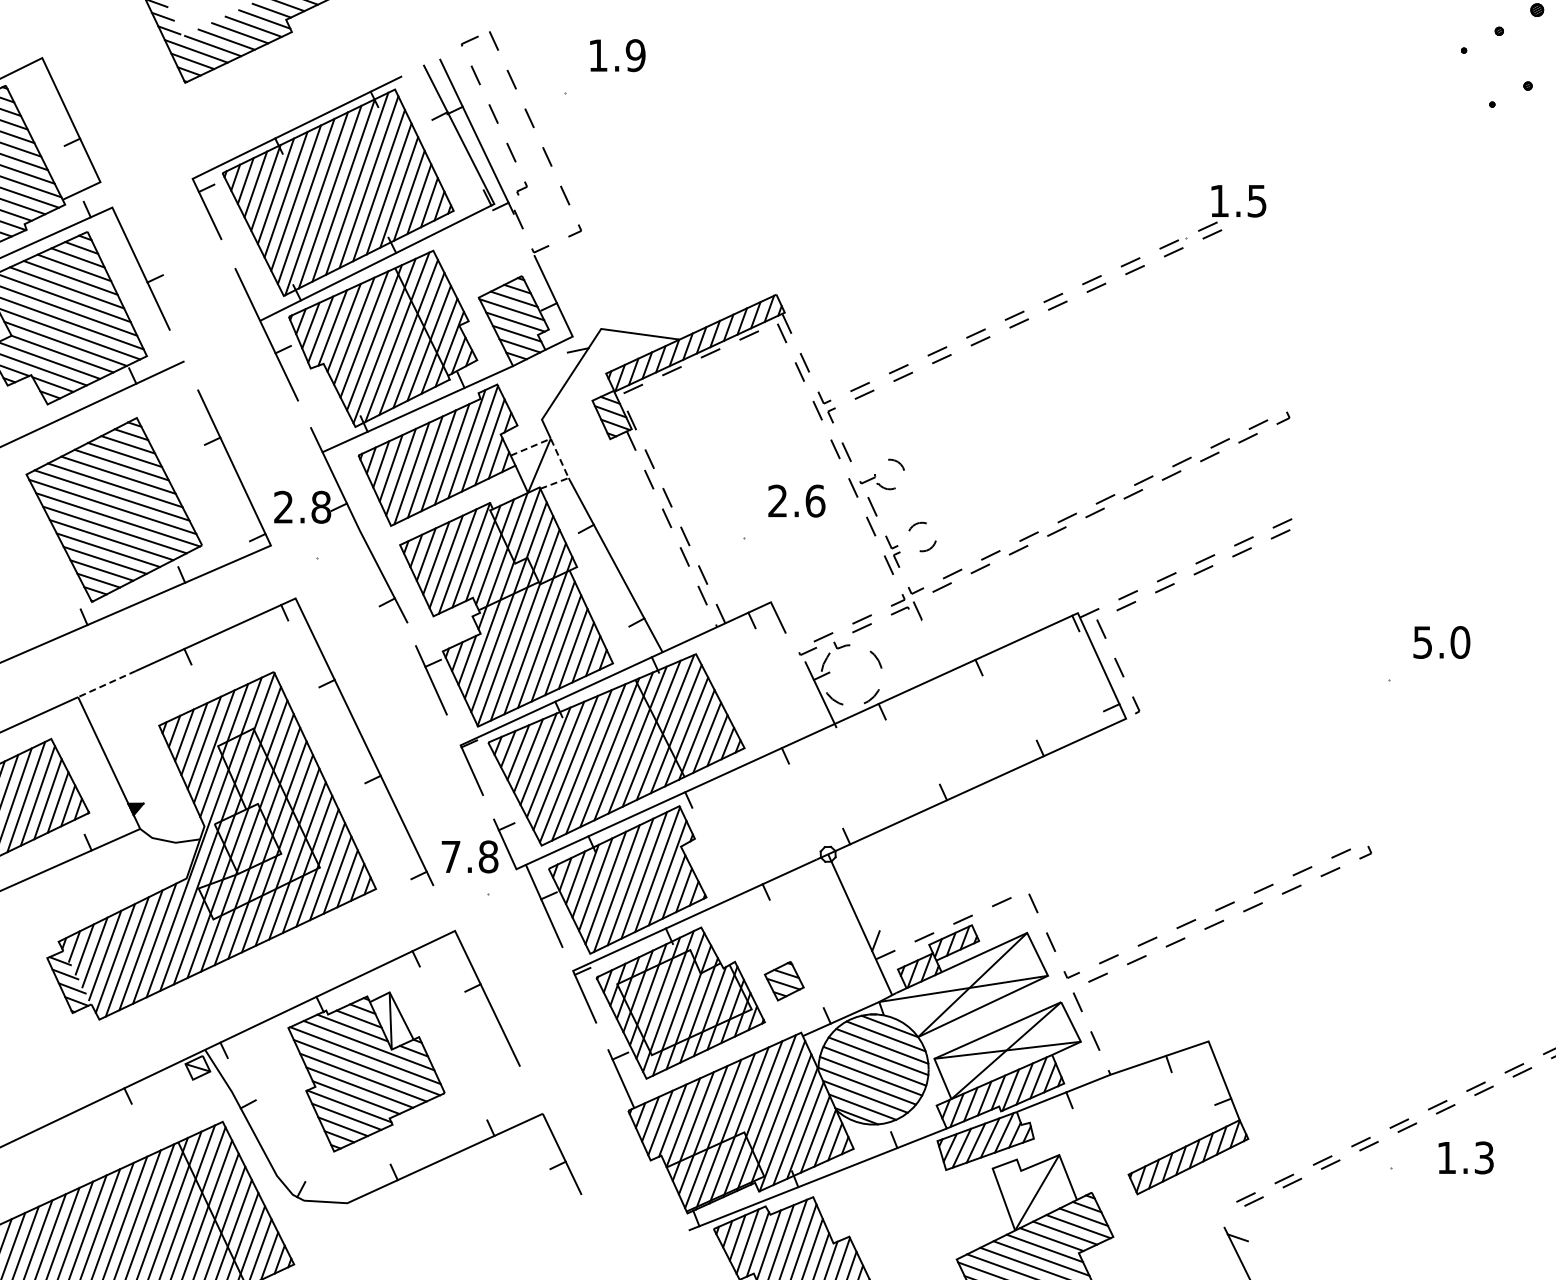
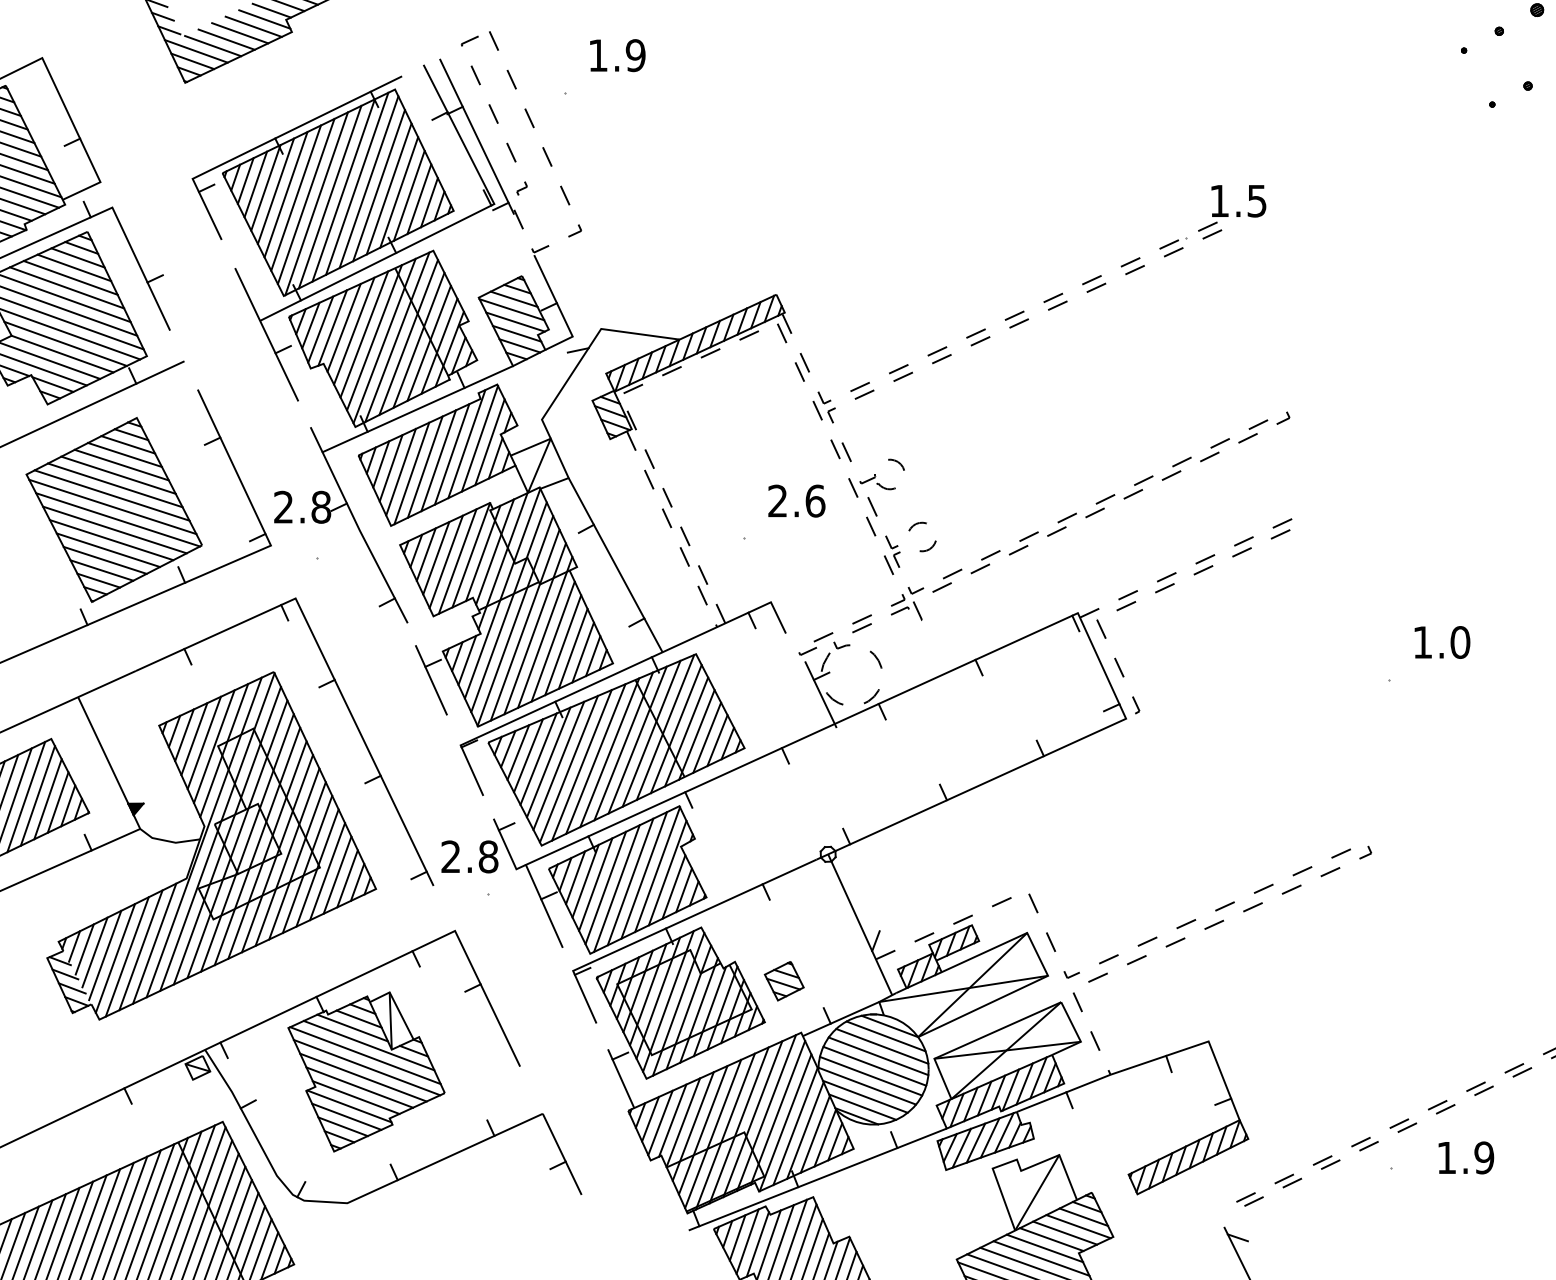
line: dashed -> solid (556, 452)
text: 5.0 -> 1.0 (1422, 642)
line: dashed -> solid (107, 684)
text: 7.8 -> 2.8 (450, 856)
text: 1.3 -> 1.9 (1484, 1157)
